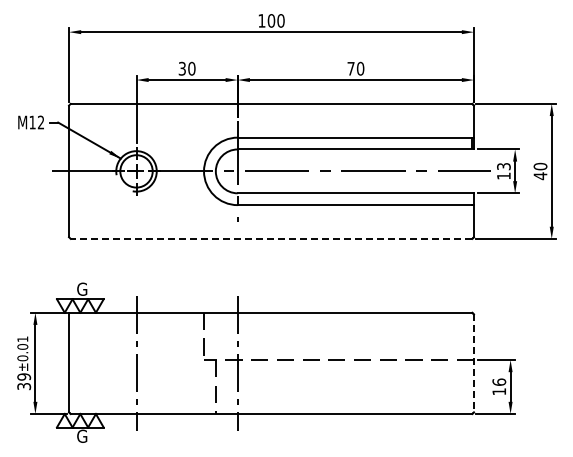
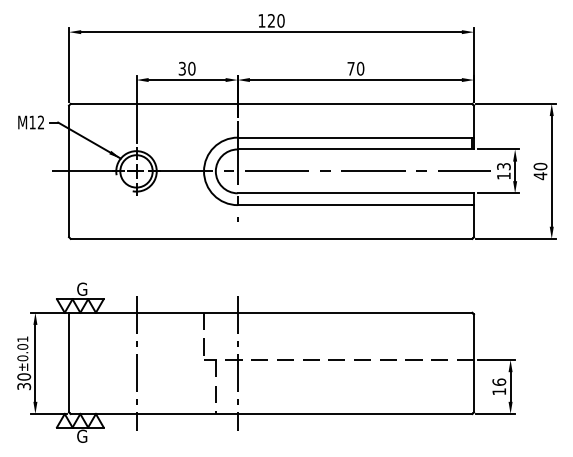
text: 100 -> 120 (271, 20)
line: dashed -> solid (271, 238)
line: dashed -> solid (474, 363)
text: 39 -> 30 (24, 376)
